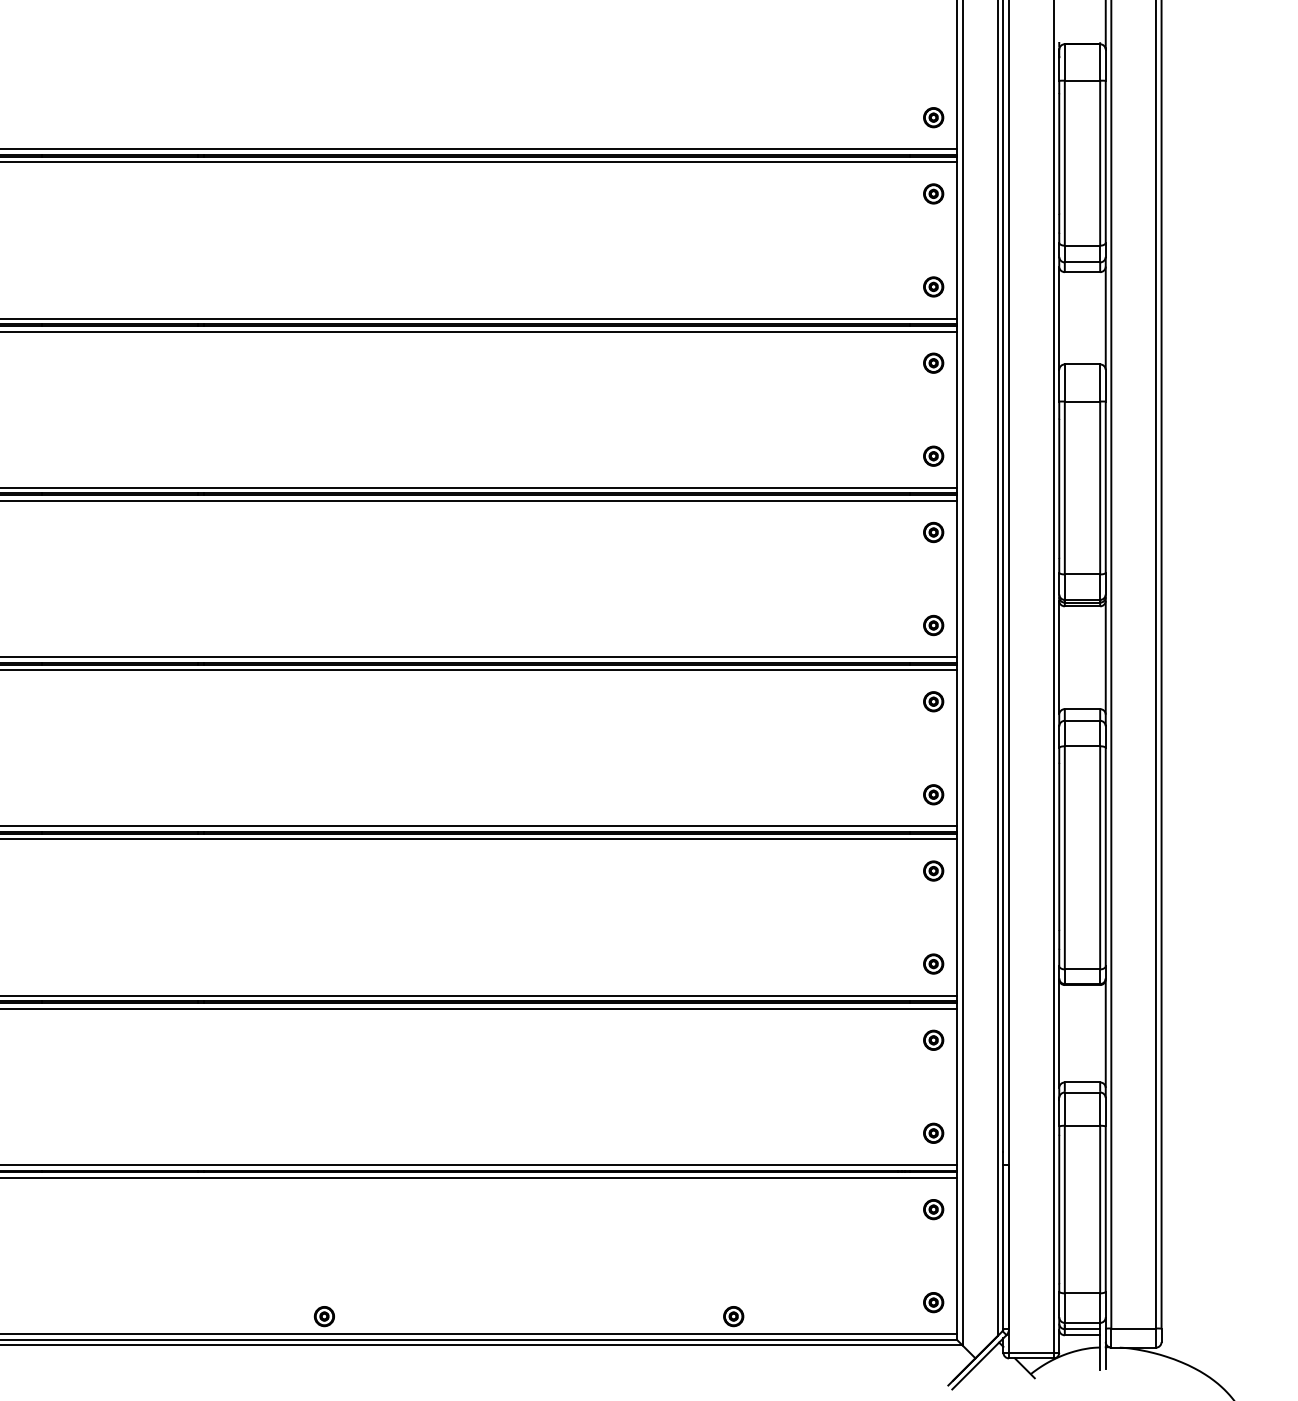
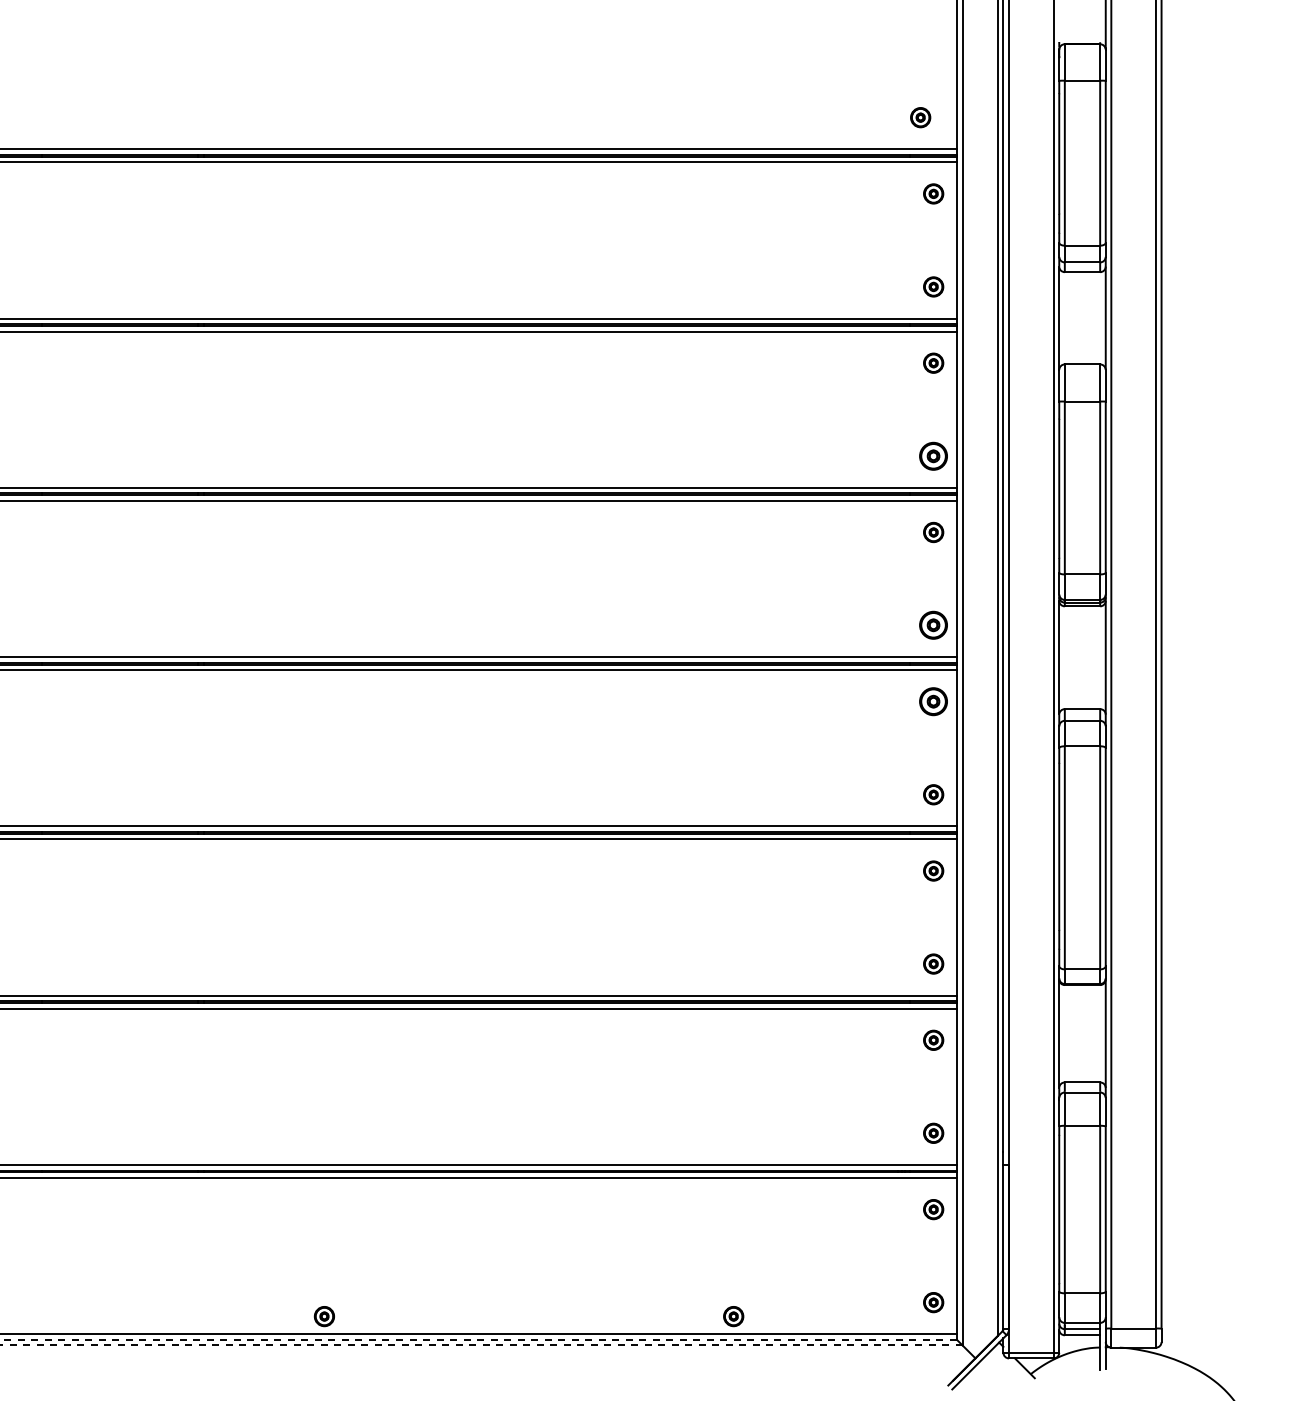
part position: (933, 117) -> (920, 117) (920, 117)
part size: 22x22 px -> 29x30 px (933, 455)
part size: 22x22 px -> 29x30 px (933, 624)
part size: 22x22 px -> 29x30 px (933, 701)
line: solid -> dashed (478, 1339)
line: solid -> dashed (481, 1345)
